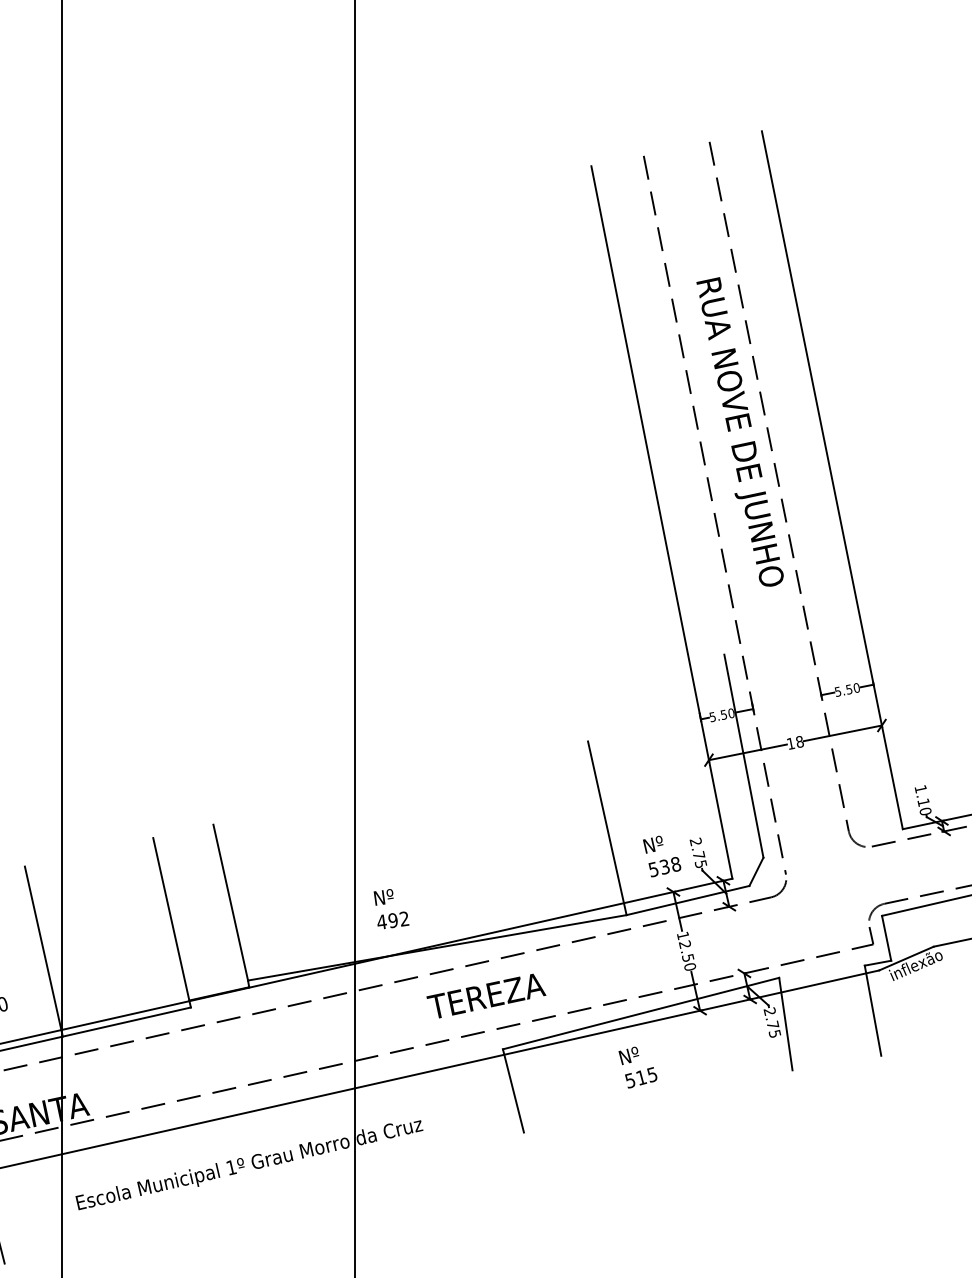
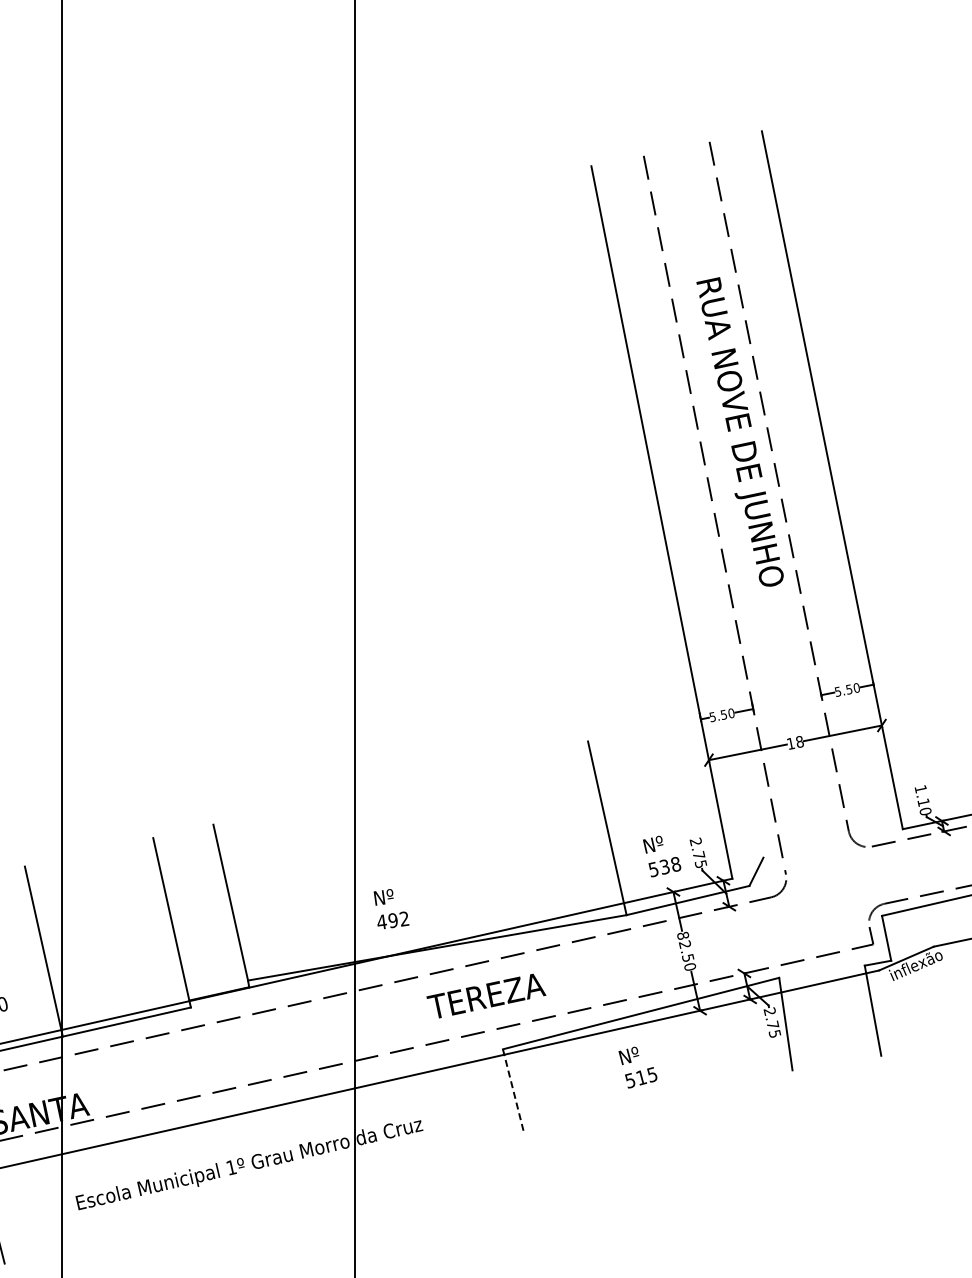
line: present -> none (743, 755)
text: 12.50 -> 82.50 (683, 935)
line: solid -> dashed (513, 1090)
